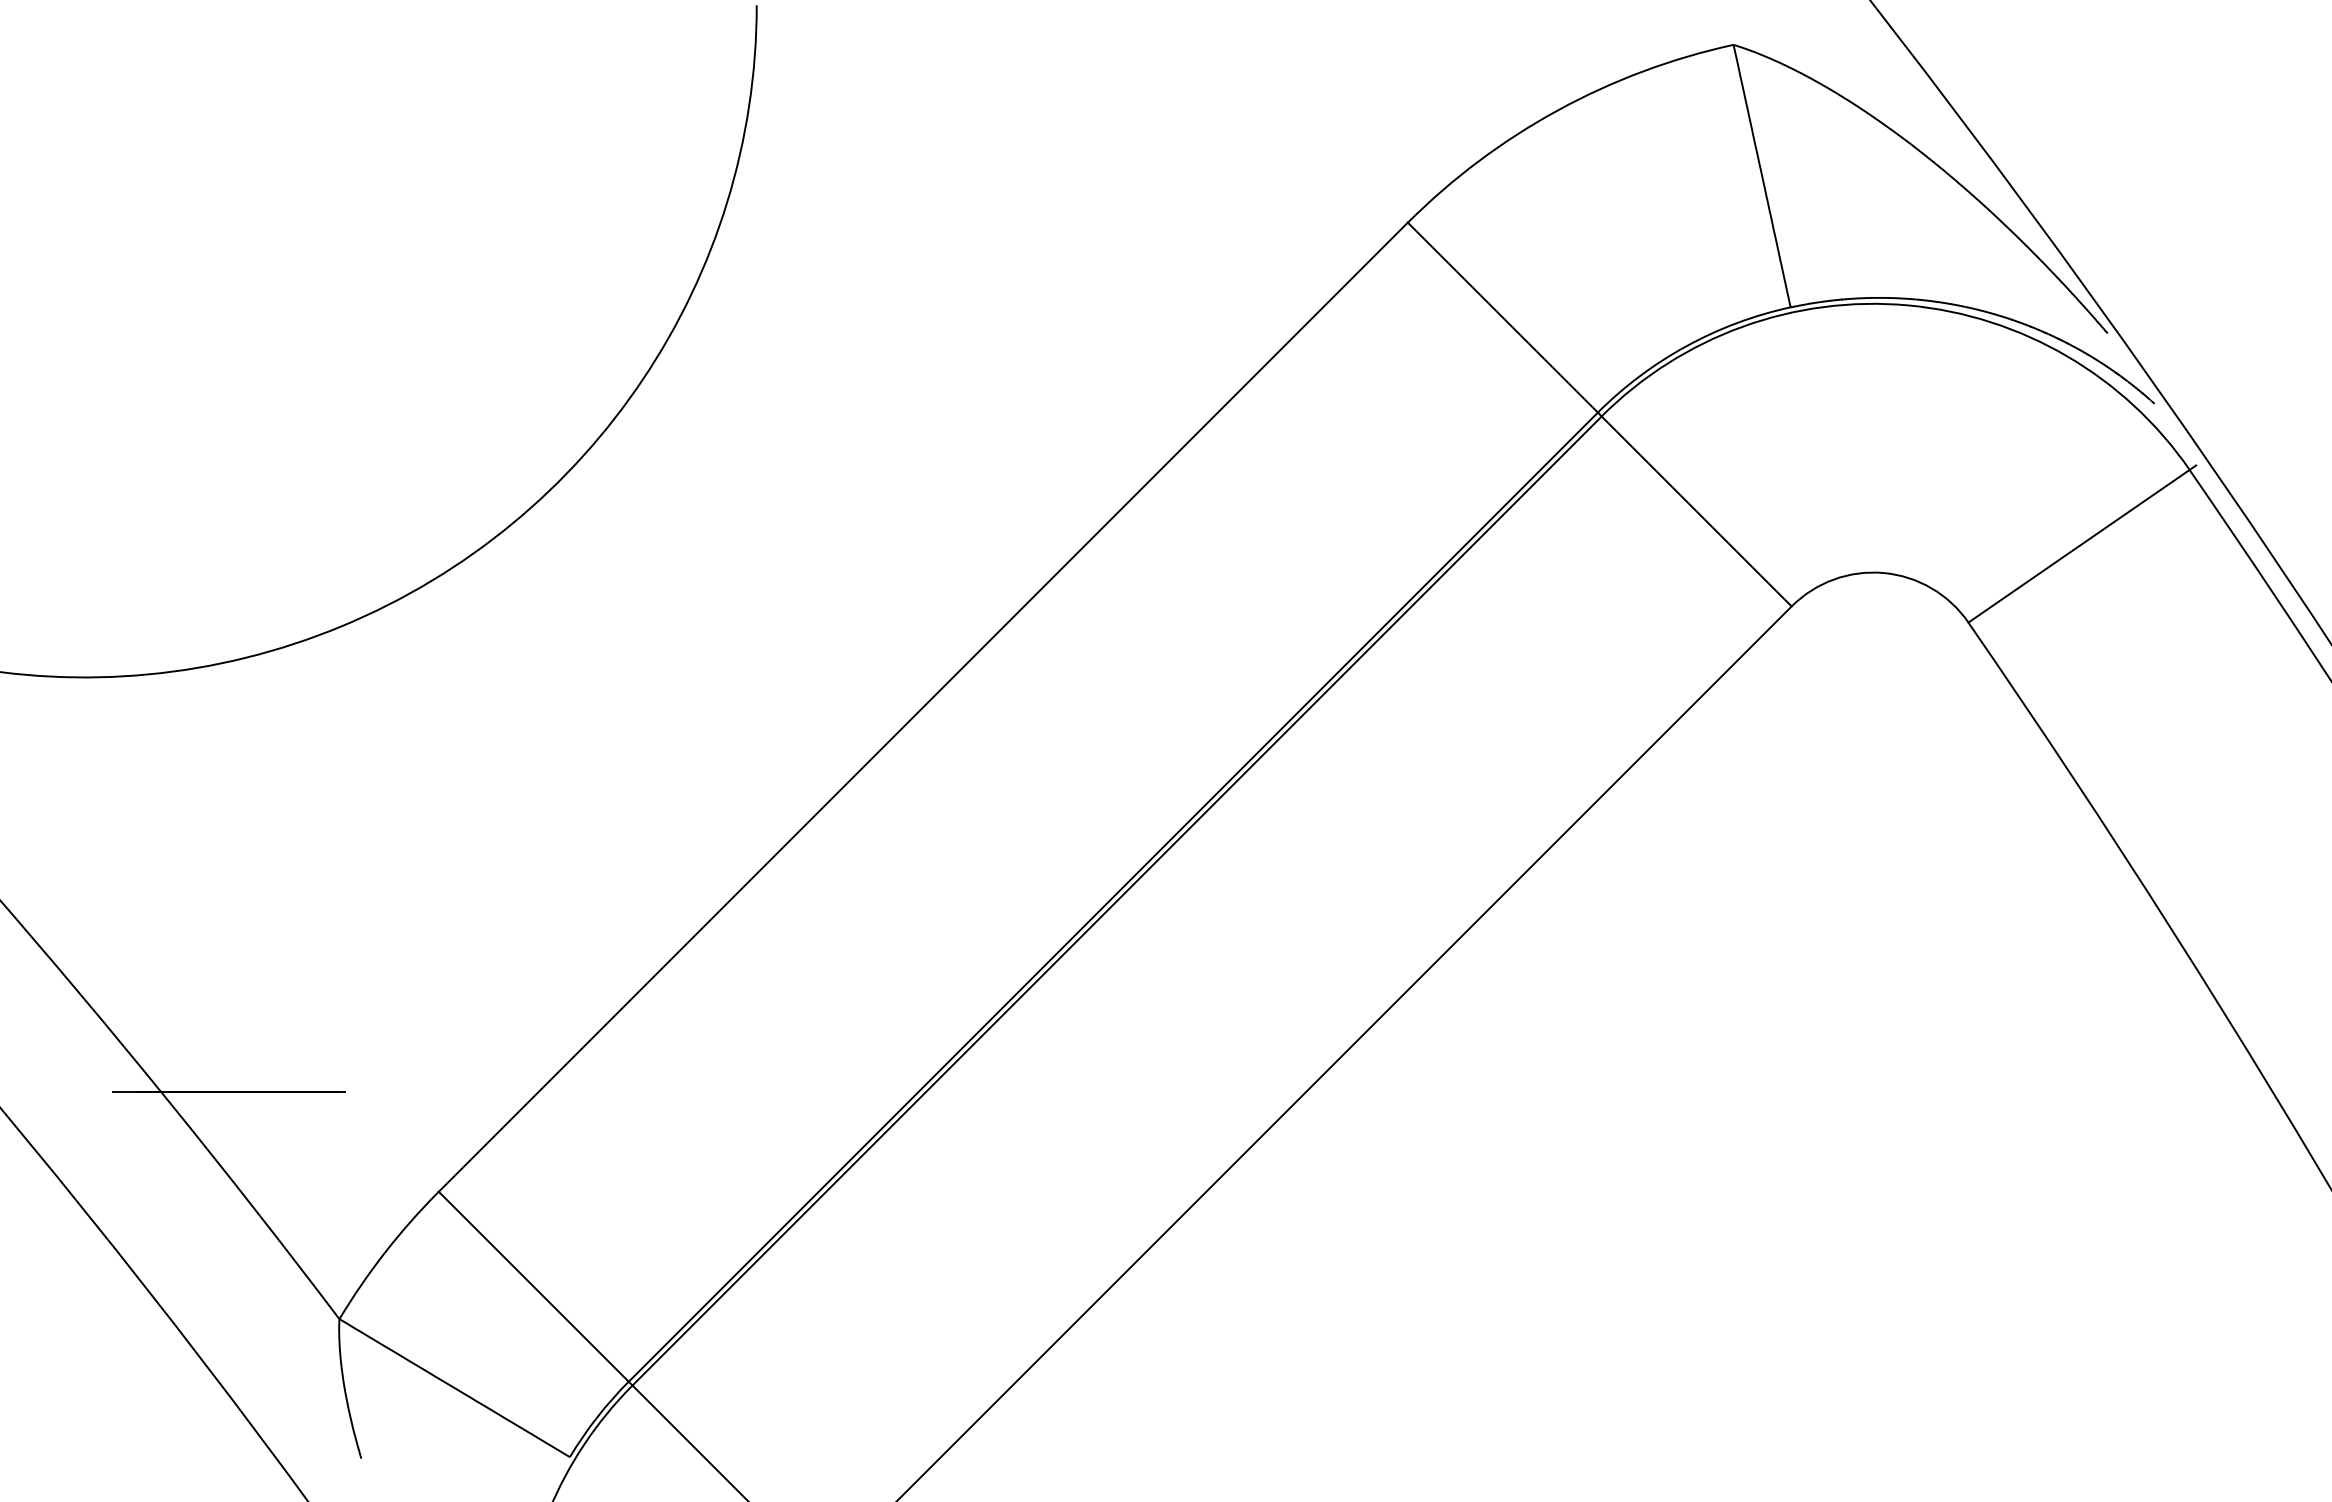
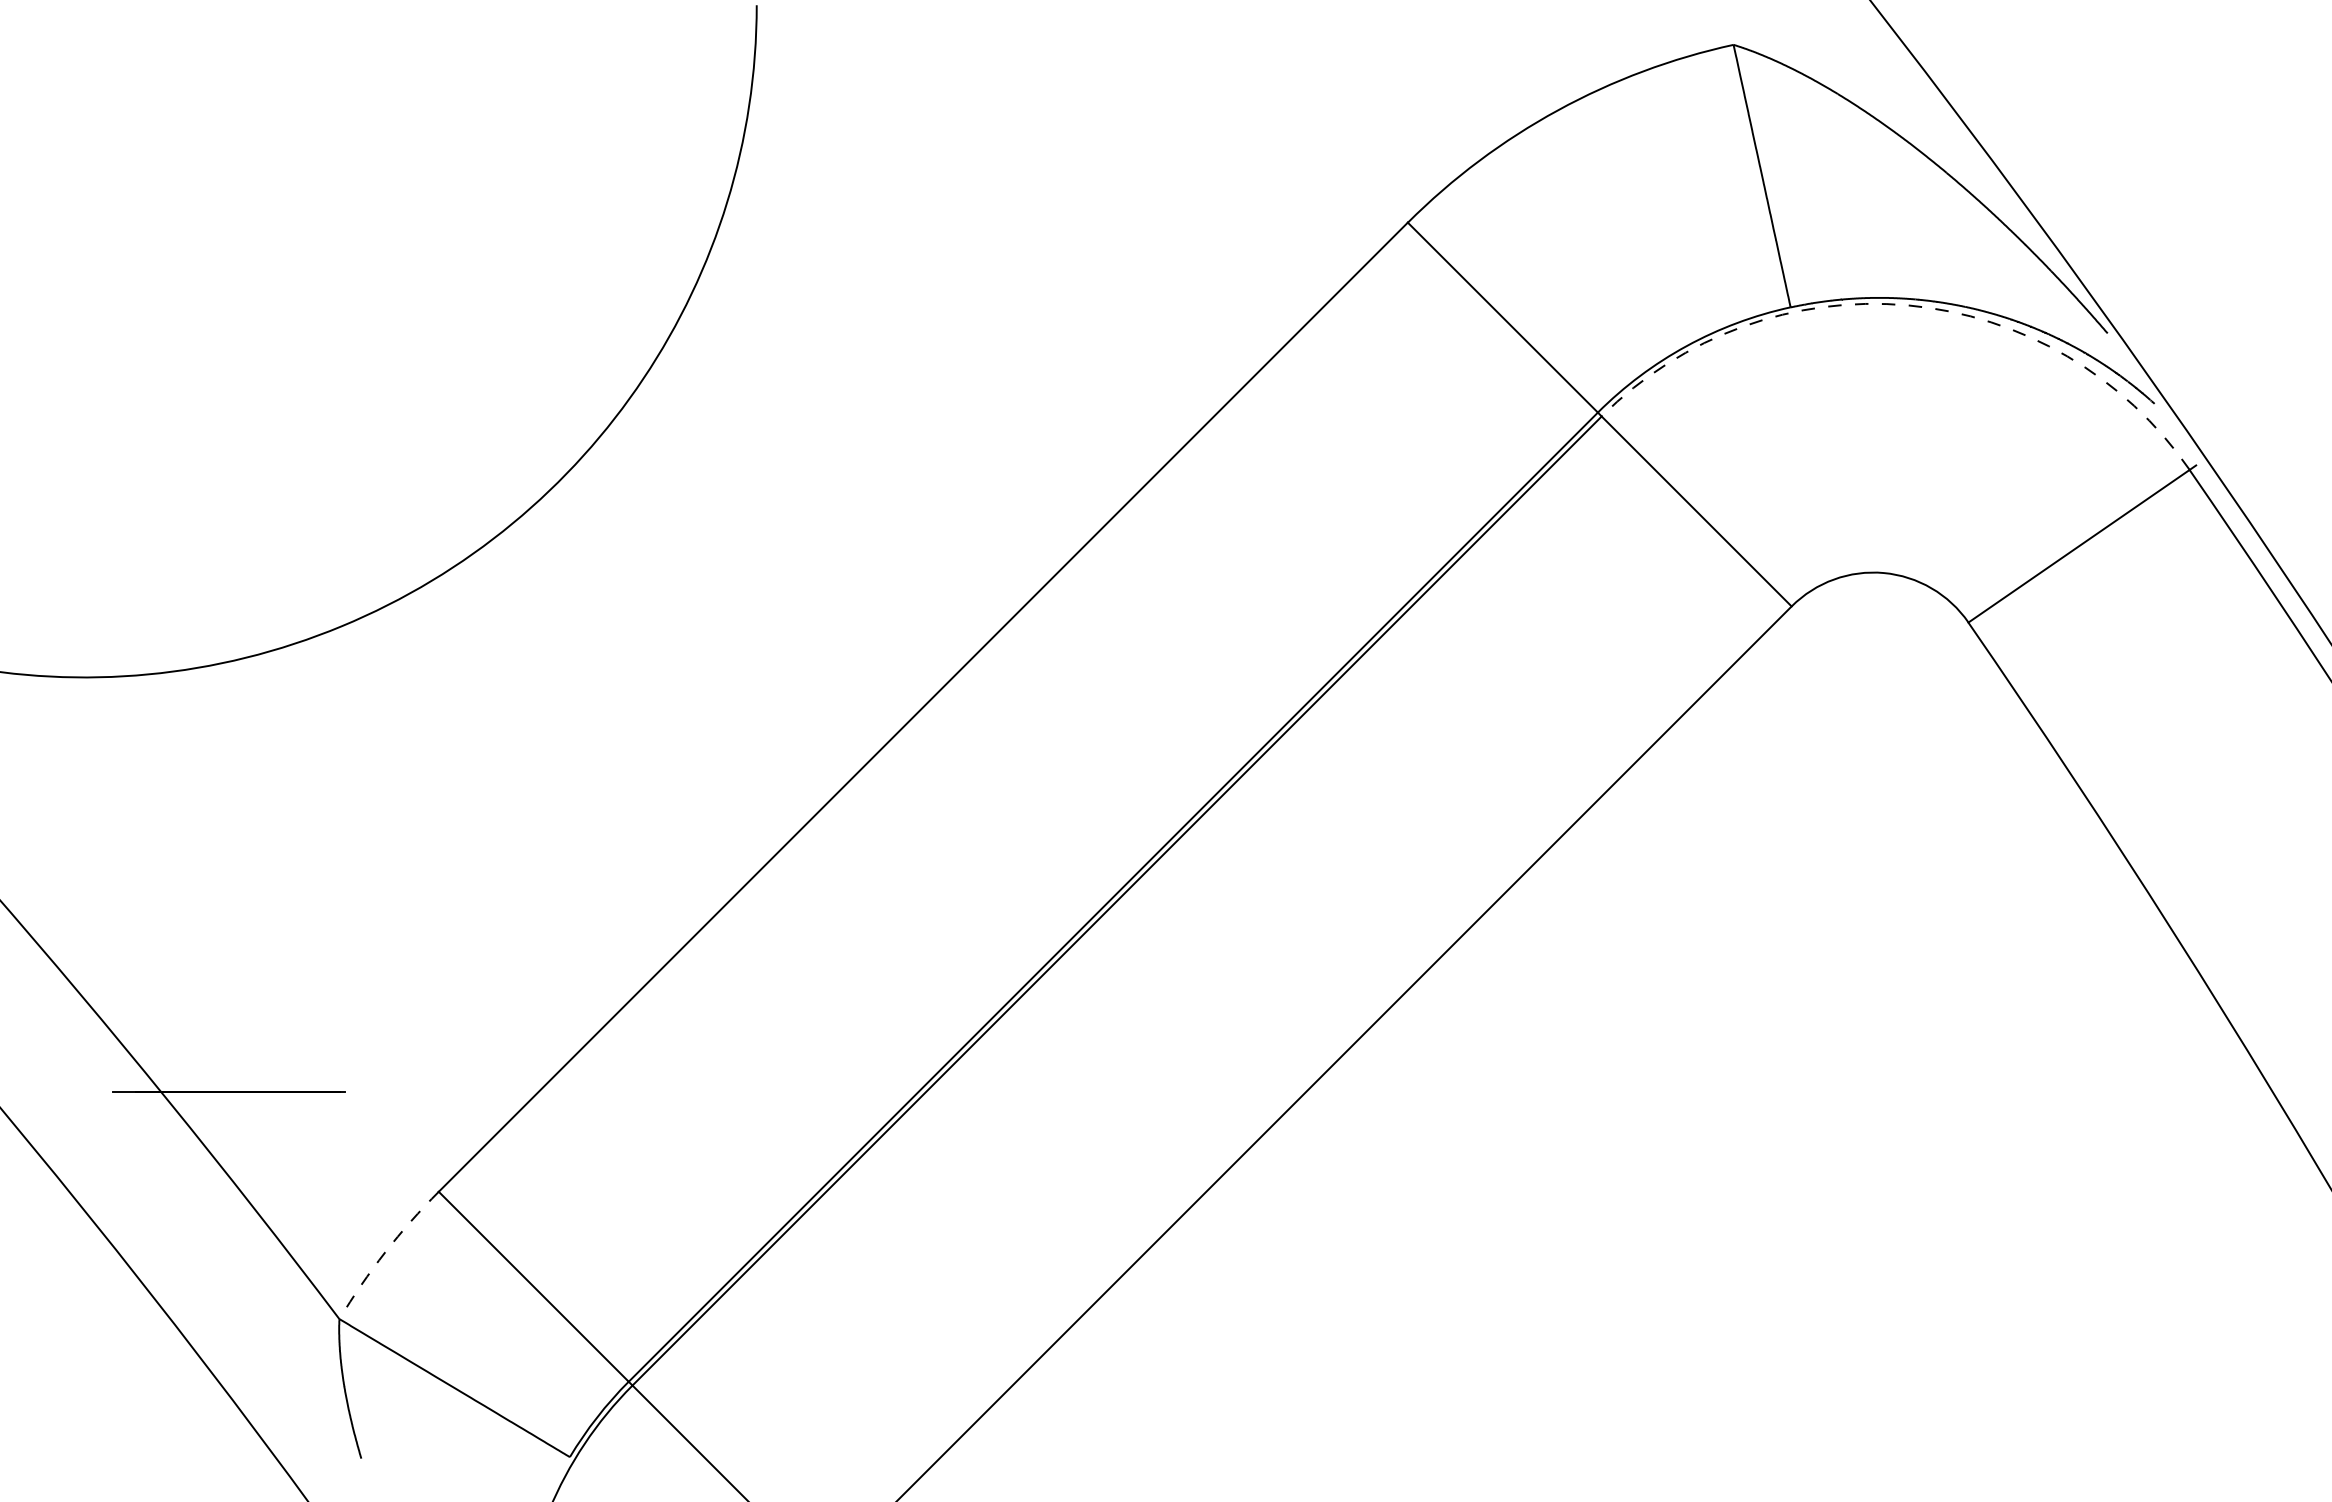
arc: solid -> dashed (1908, 305)
arc: solid -> dashed (385, 1252)
